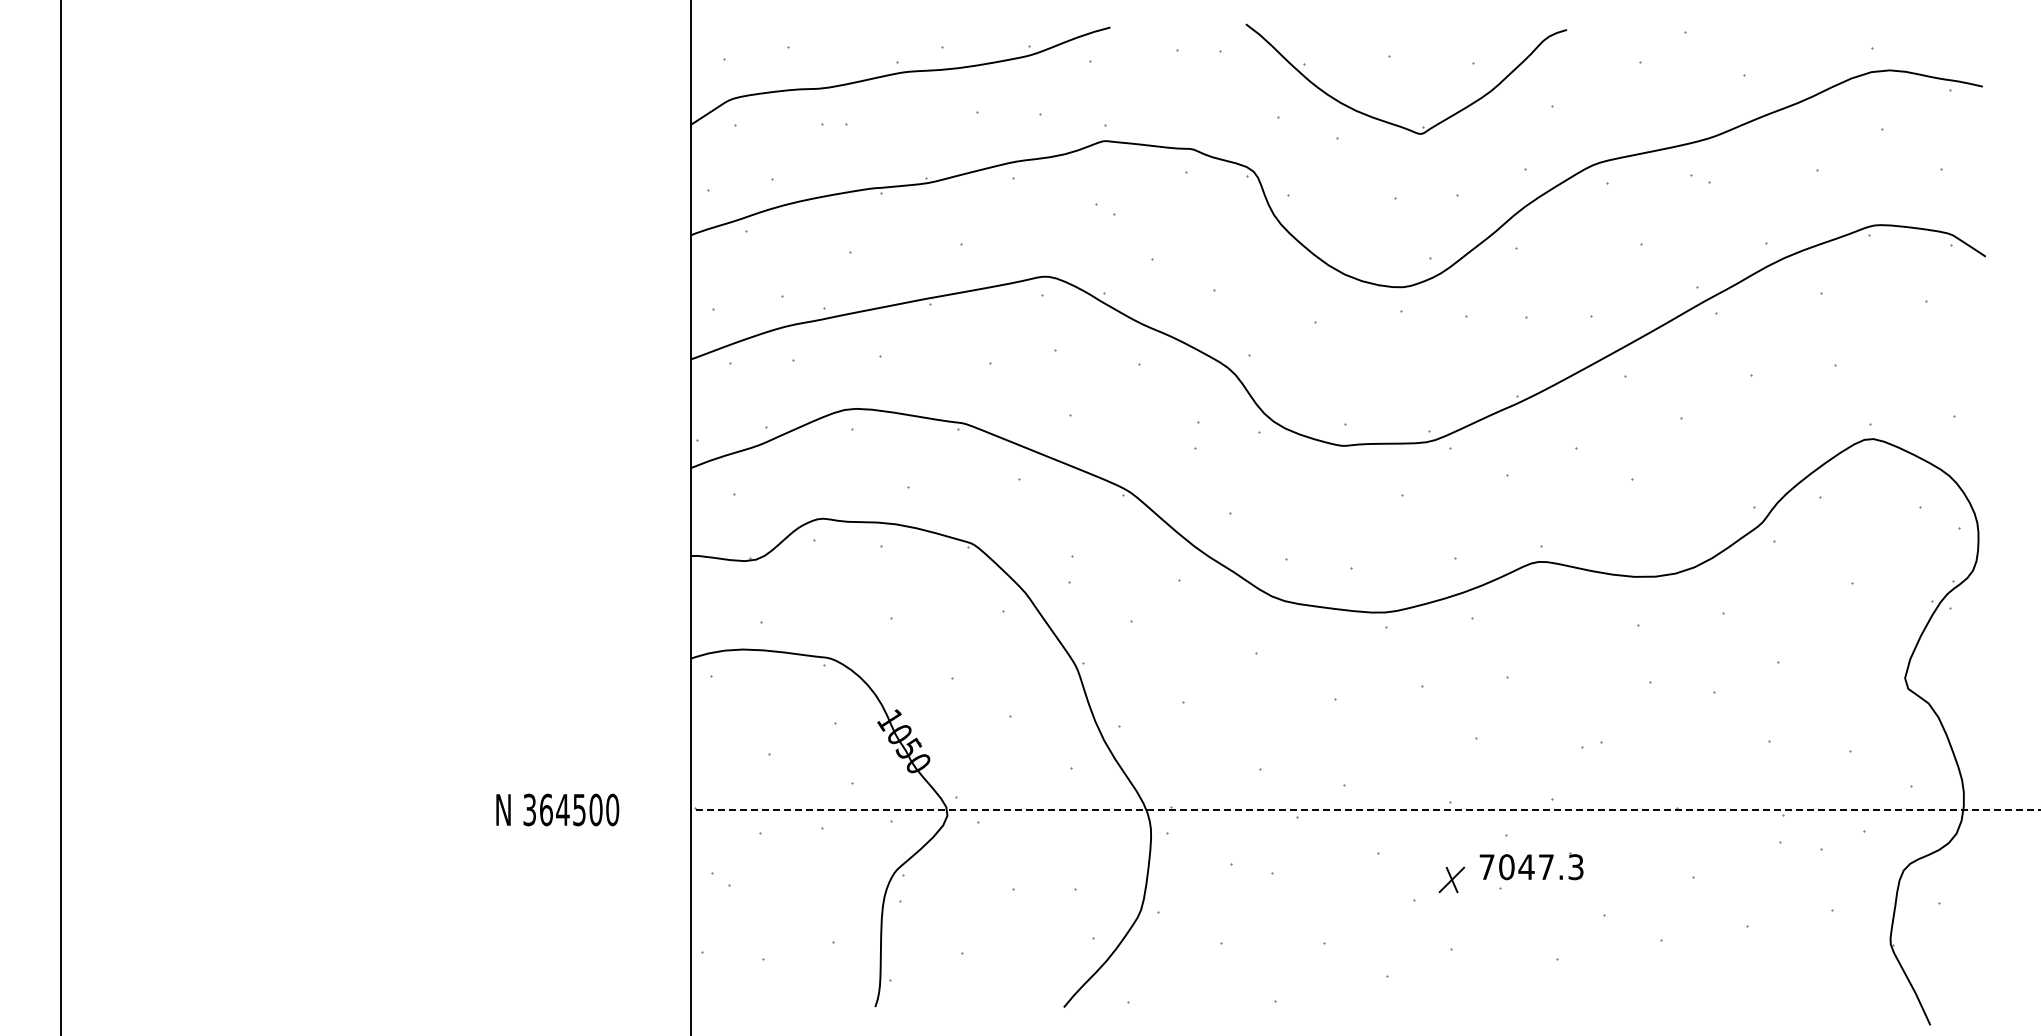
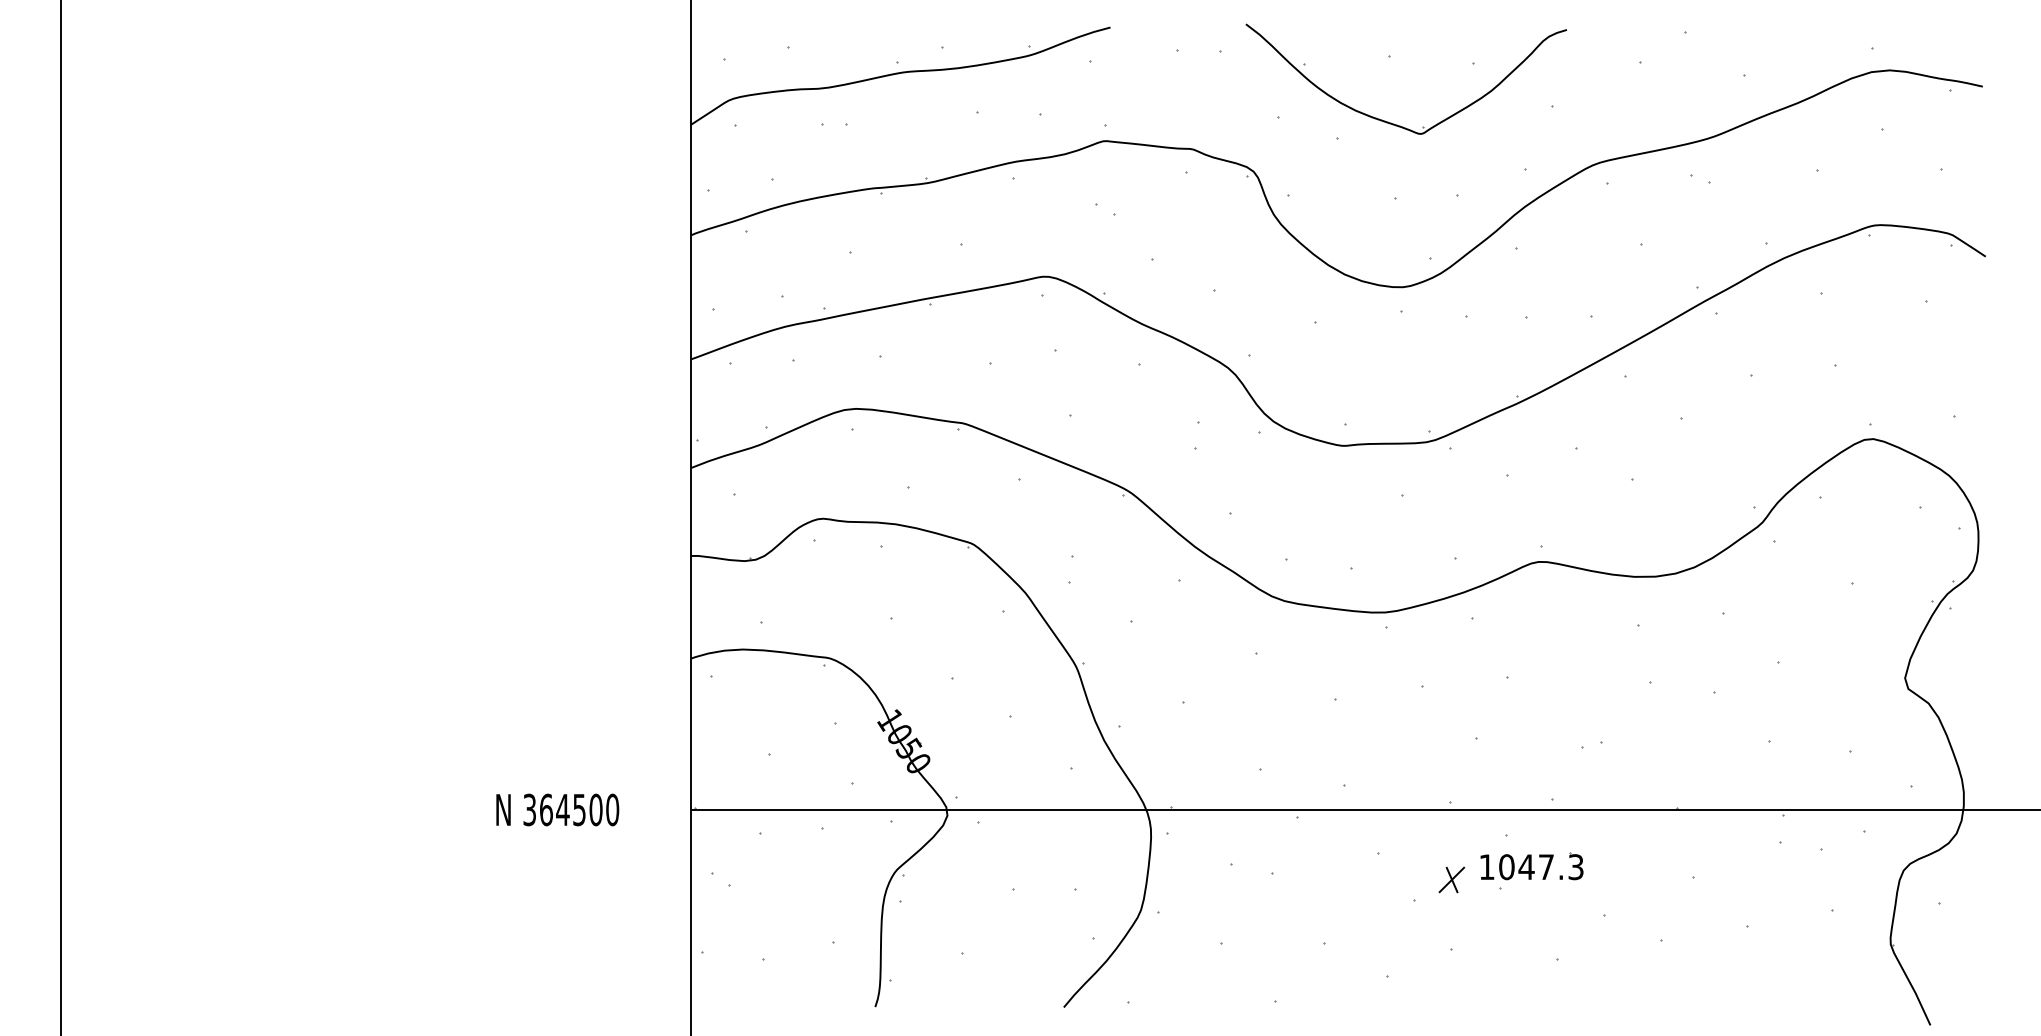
line: dashed -> solid (1364, 809)
text: 7047.3 -> 1047.3 (1486, 866)
